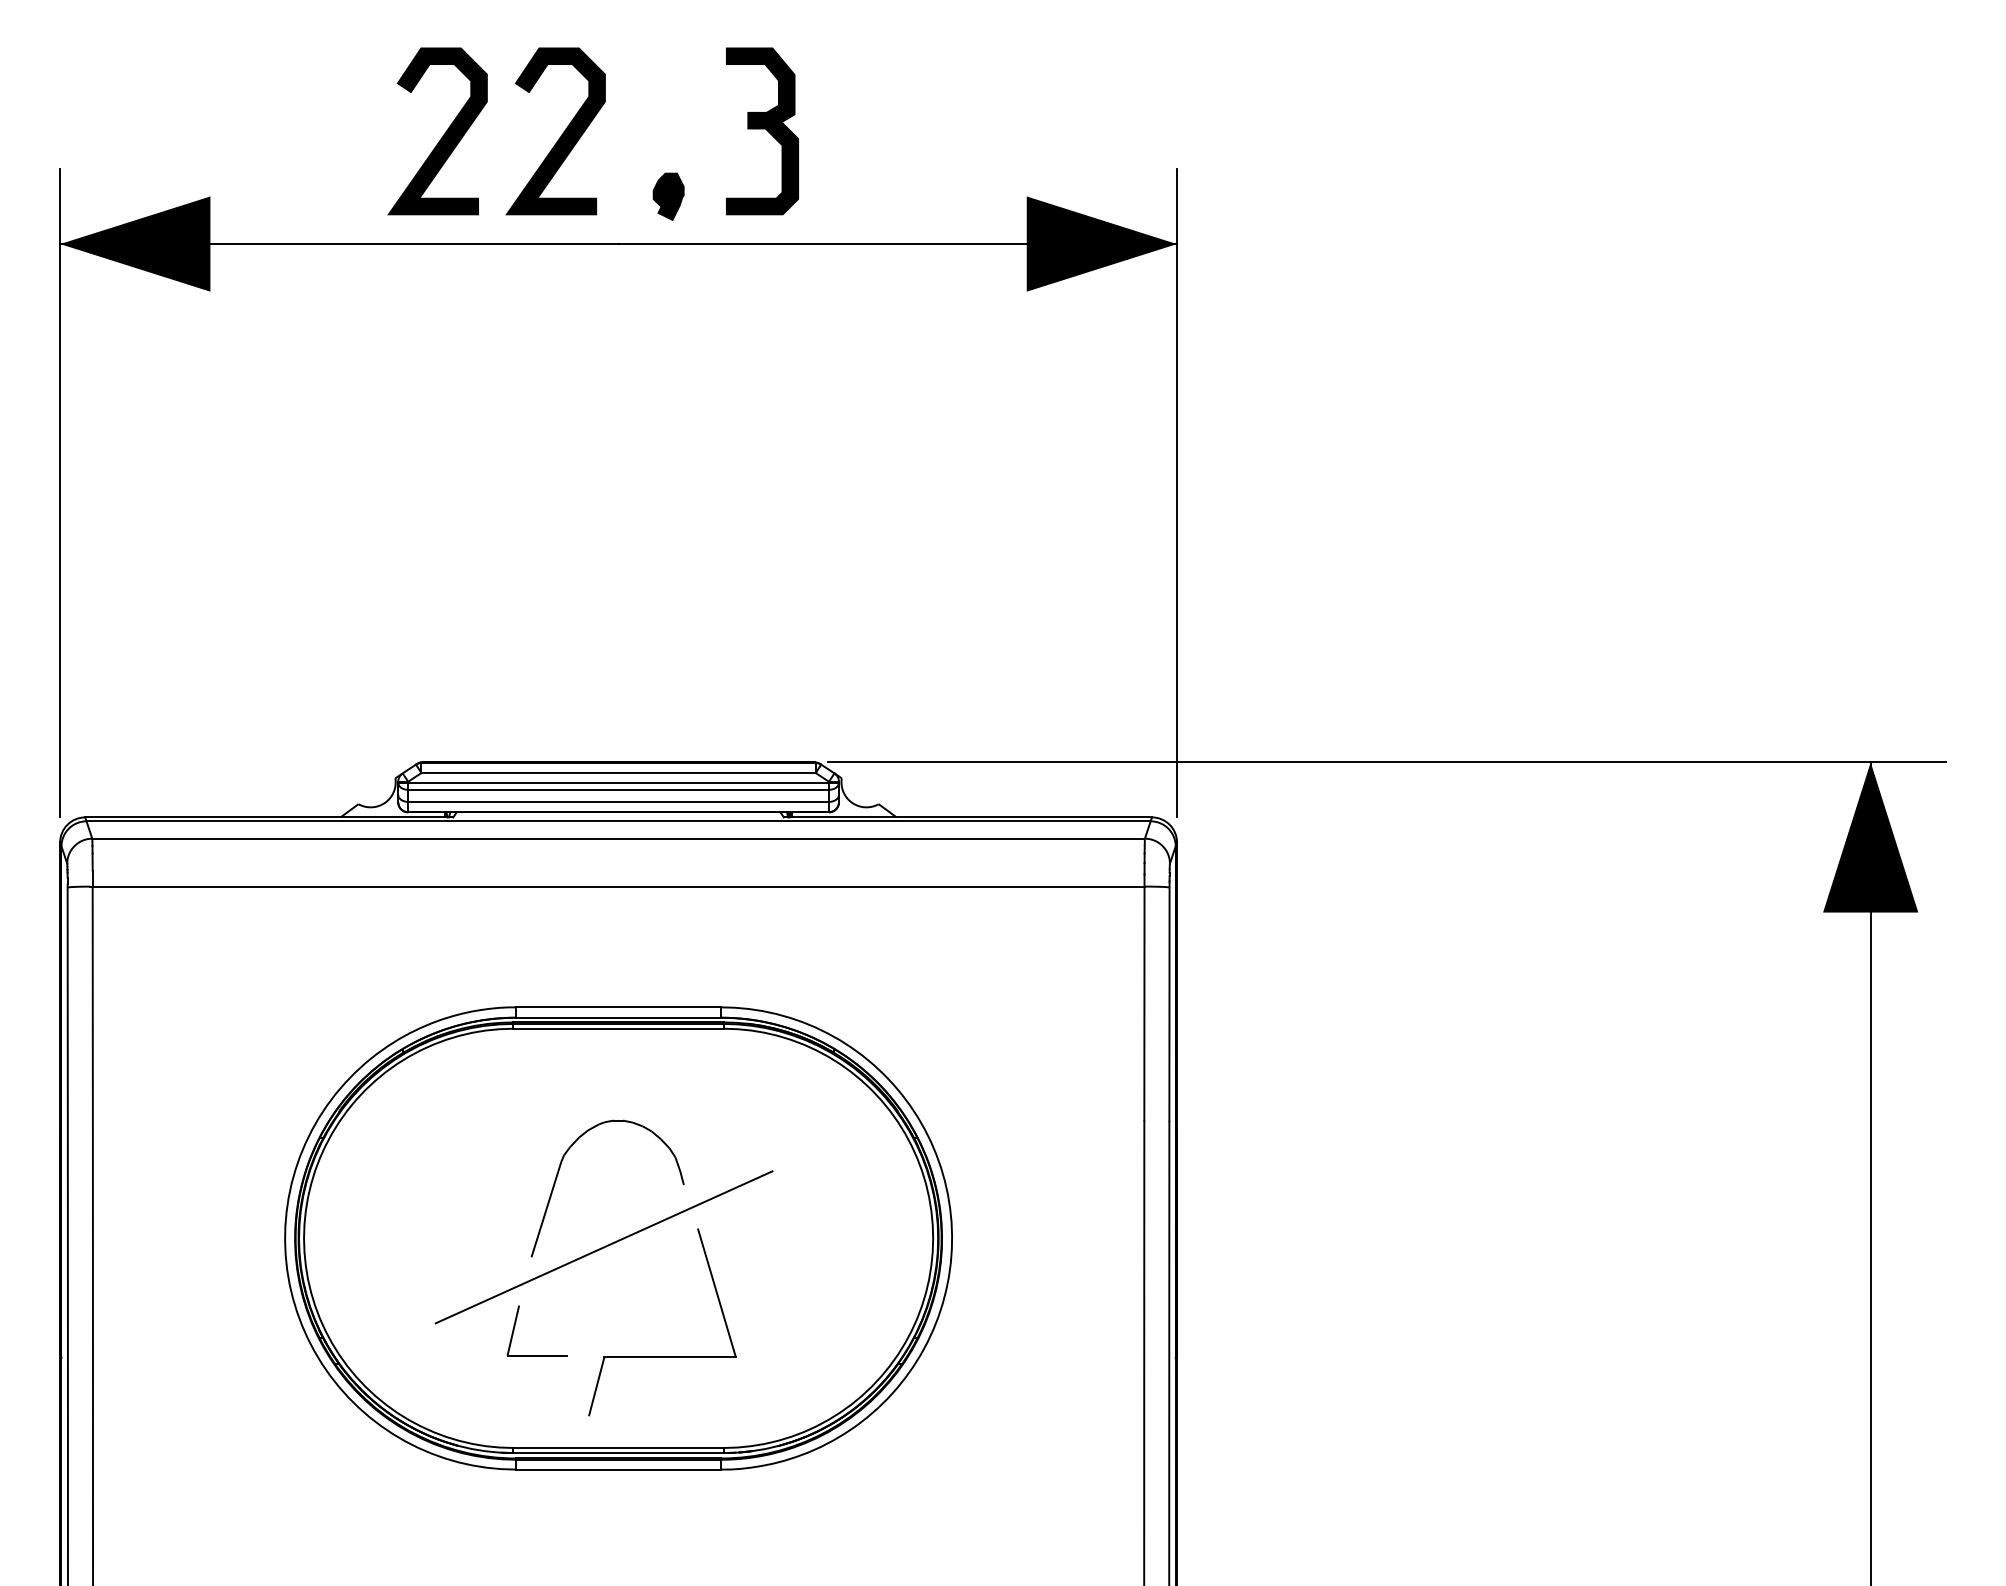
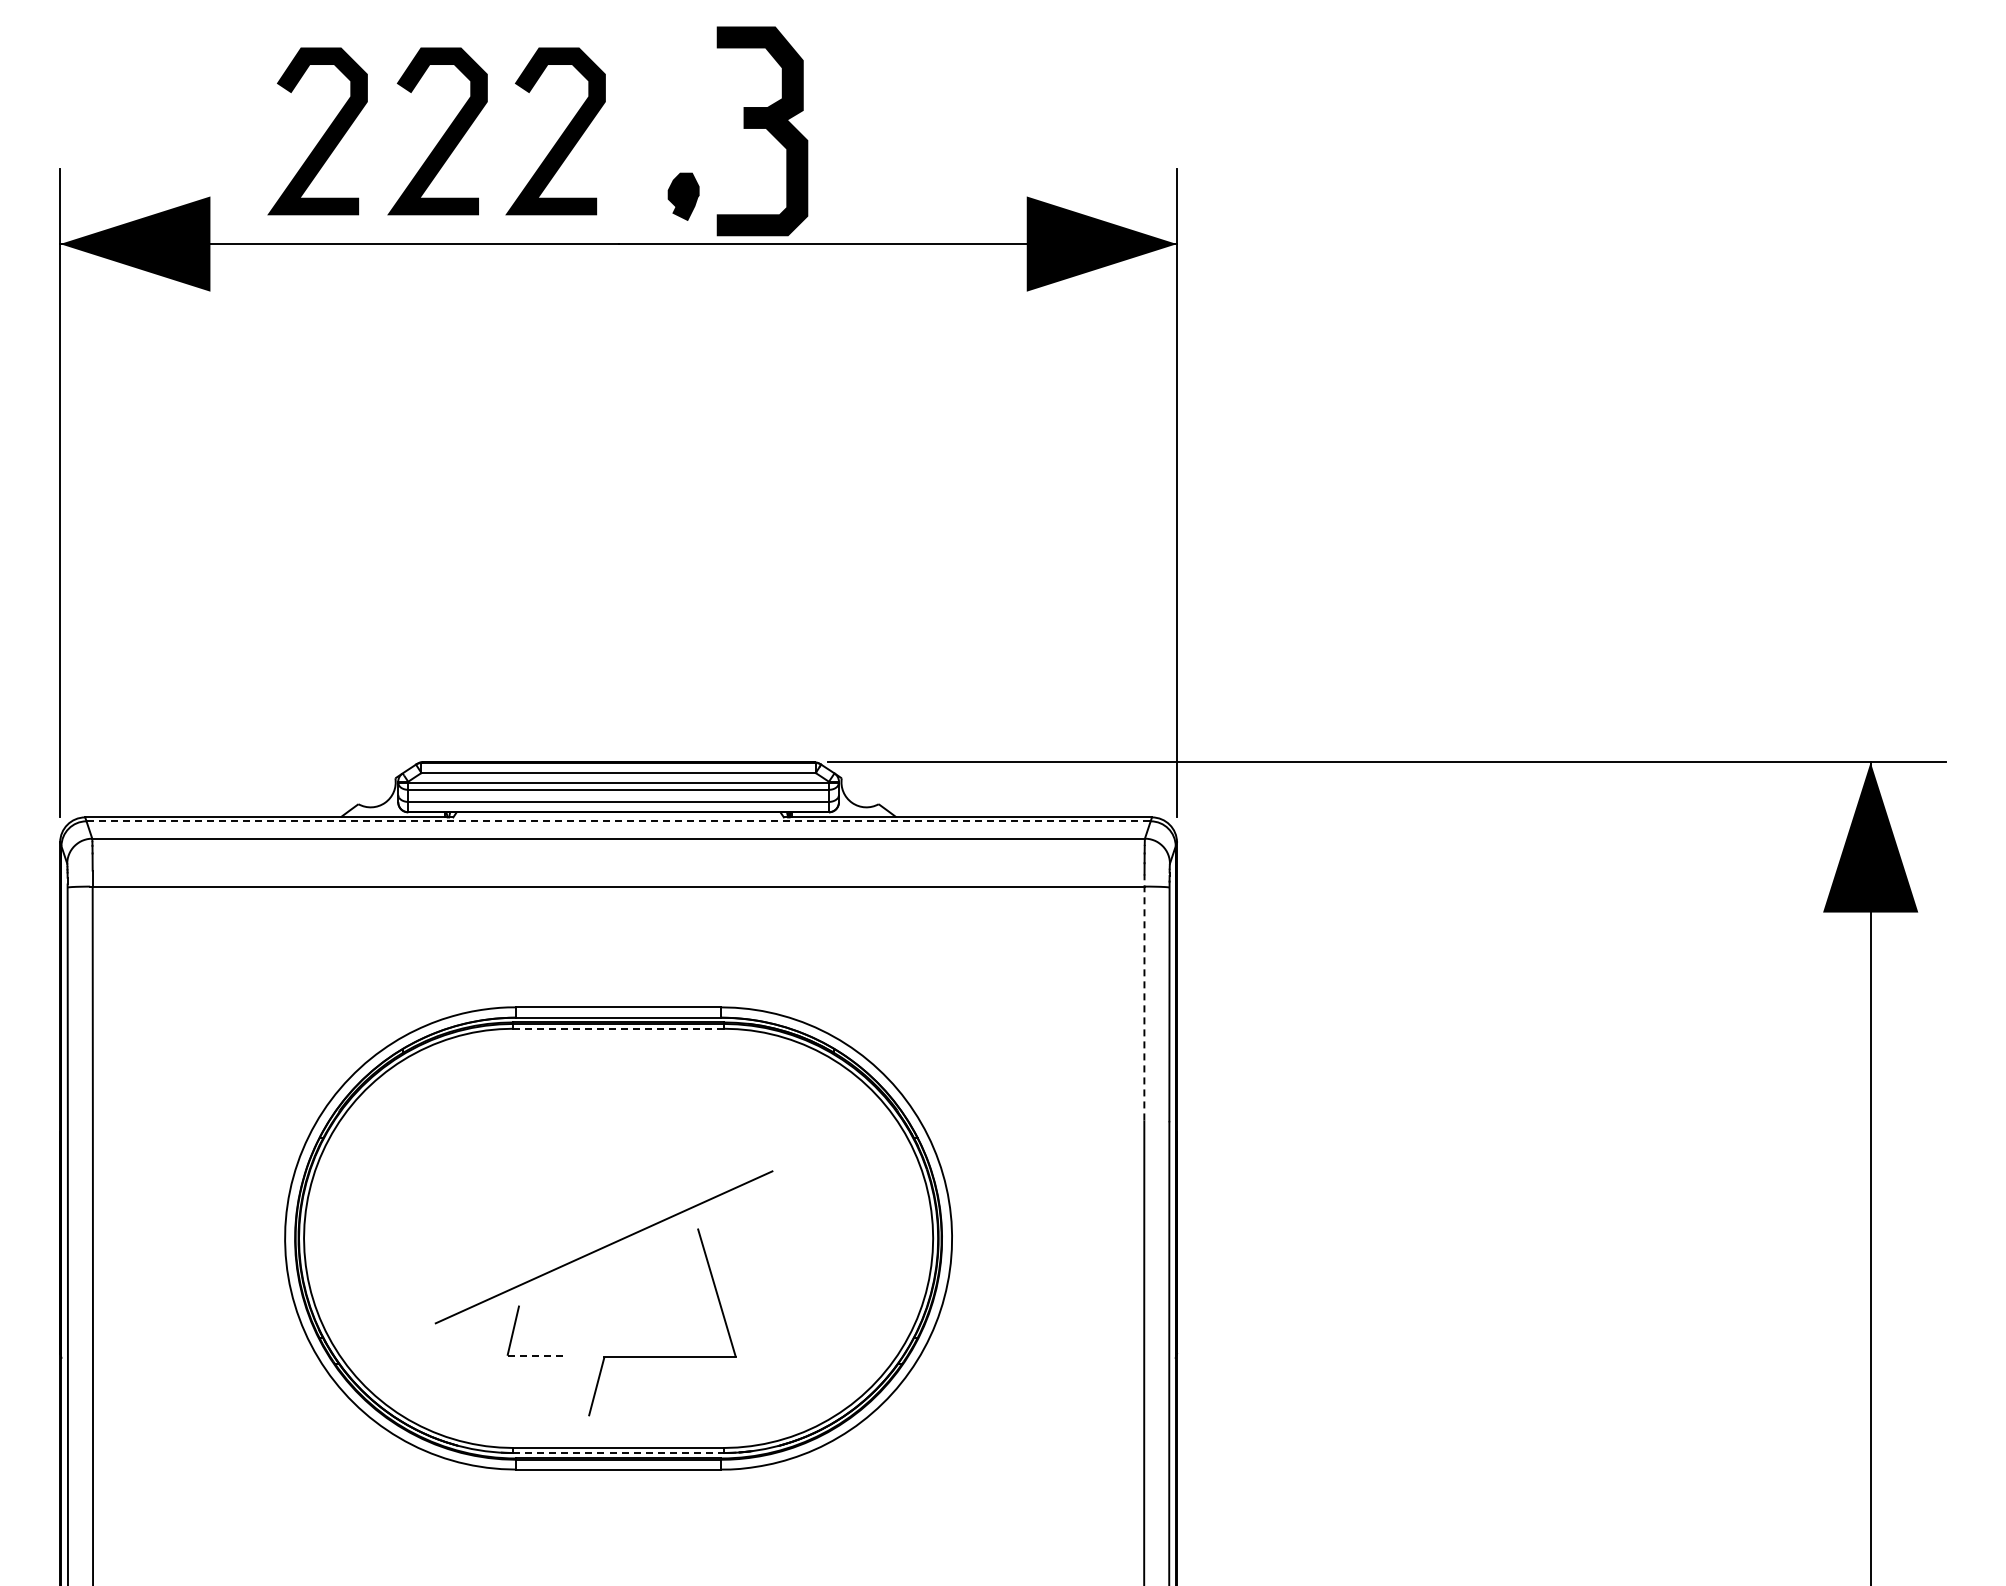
part size: 73x169 px -> 93x211 px (762, 131)
curve: none -> present (323, 134)
part position: (668, 196) -> (683, 196) (683, 196)
line: solid -> dashed (619, 821)
line: solid -> dashed (1144, 997)
line: solid -> dashed (618, 1028)
part: present -> none (559, 1171)
line: solid -> dashed (537, 1355)
line: solid -> dashed (619, 1453)
